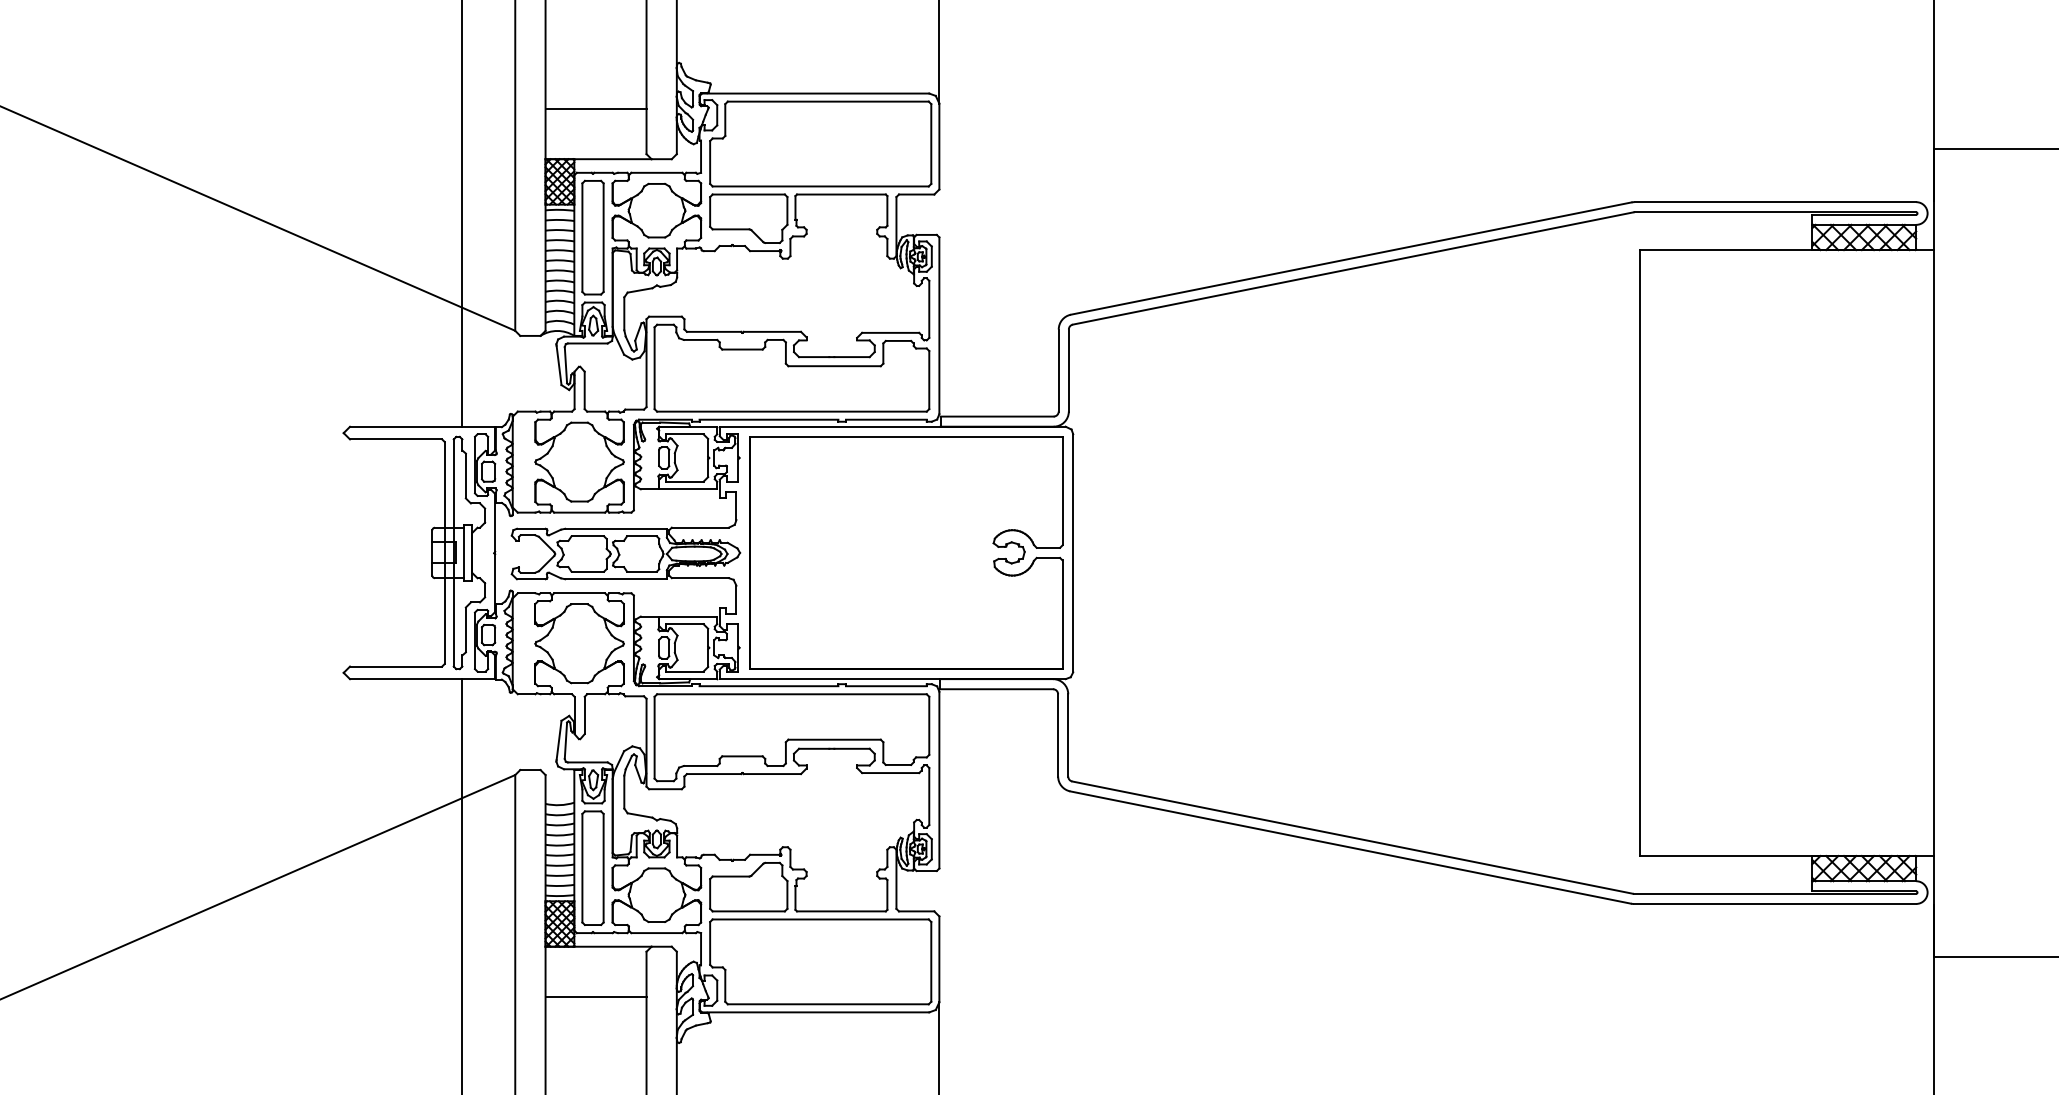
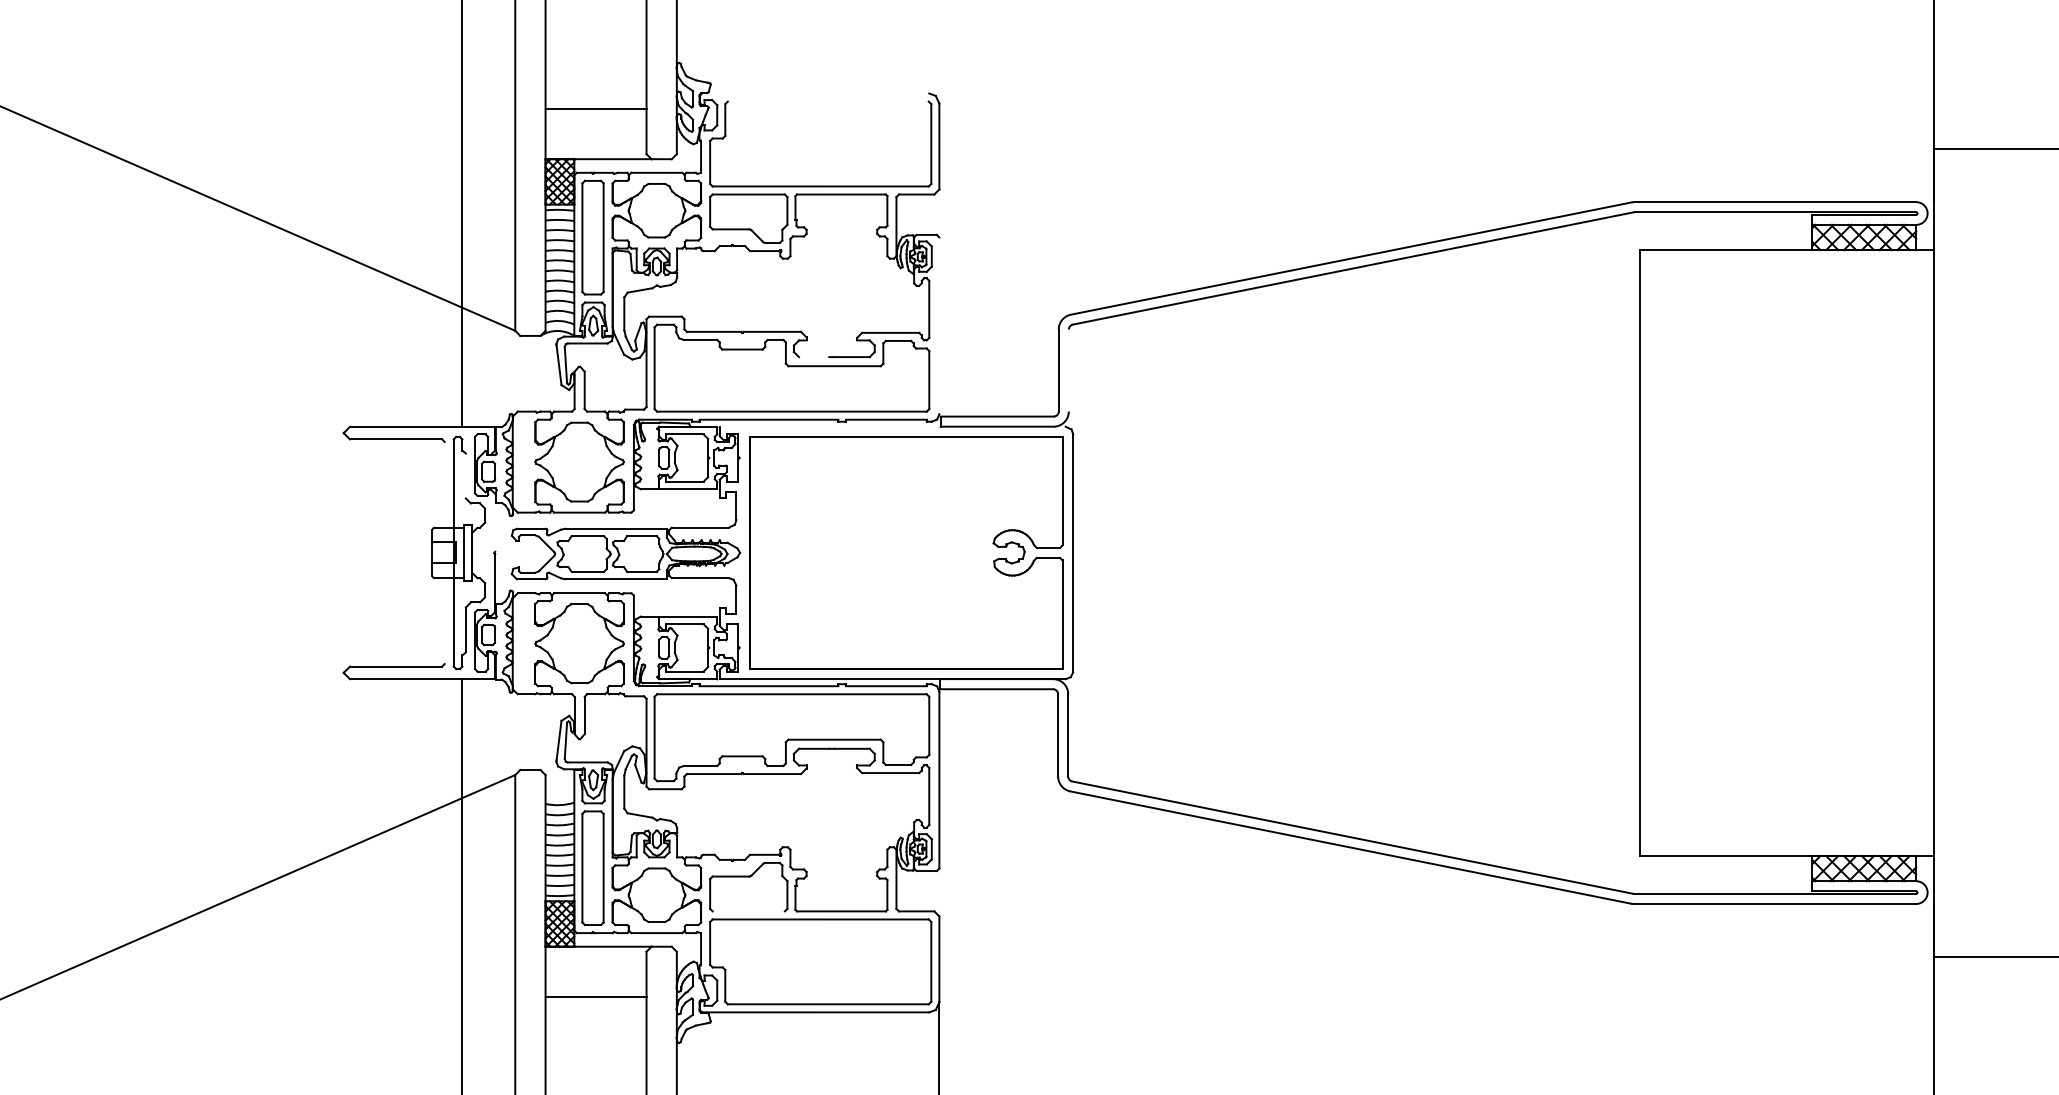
line: present -> none (939, 52)
line: present -> none (815, 93)
line: present -> none (827, 101)
line: present -> none (939, 325)
line: present -> none (814, 357)
line: present -> none (1068, 370)
line: present -> none (892, 426)
line: present -> none (465, 475)
line: present -> none (495, 522)
line: present -> none (444, 552)
line: present -> none (748, 911)
